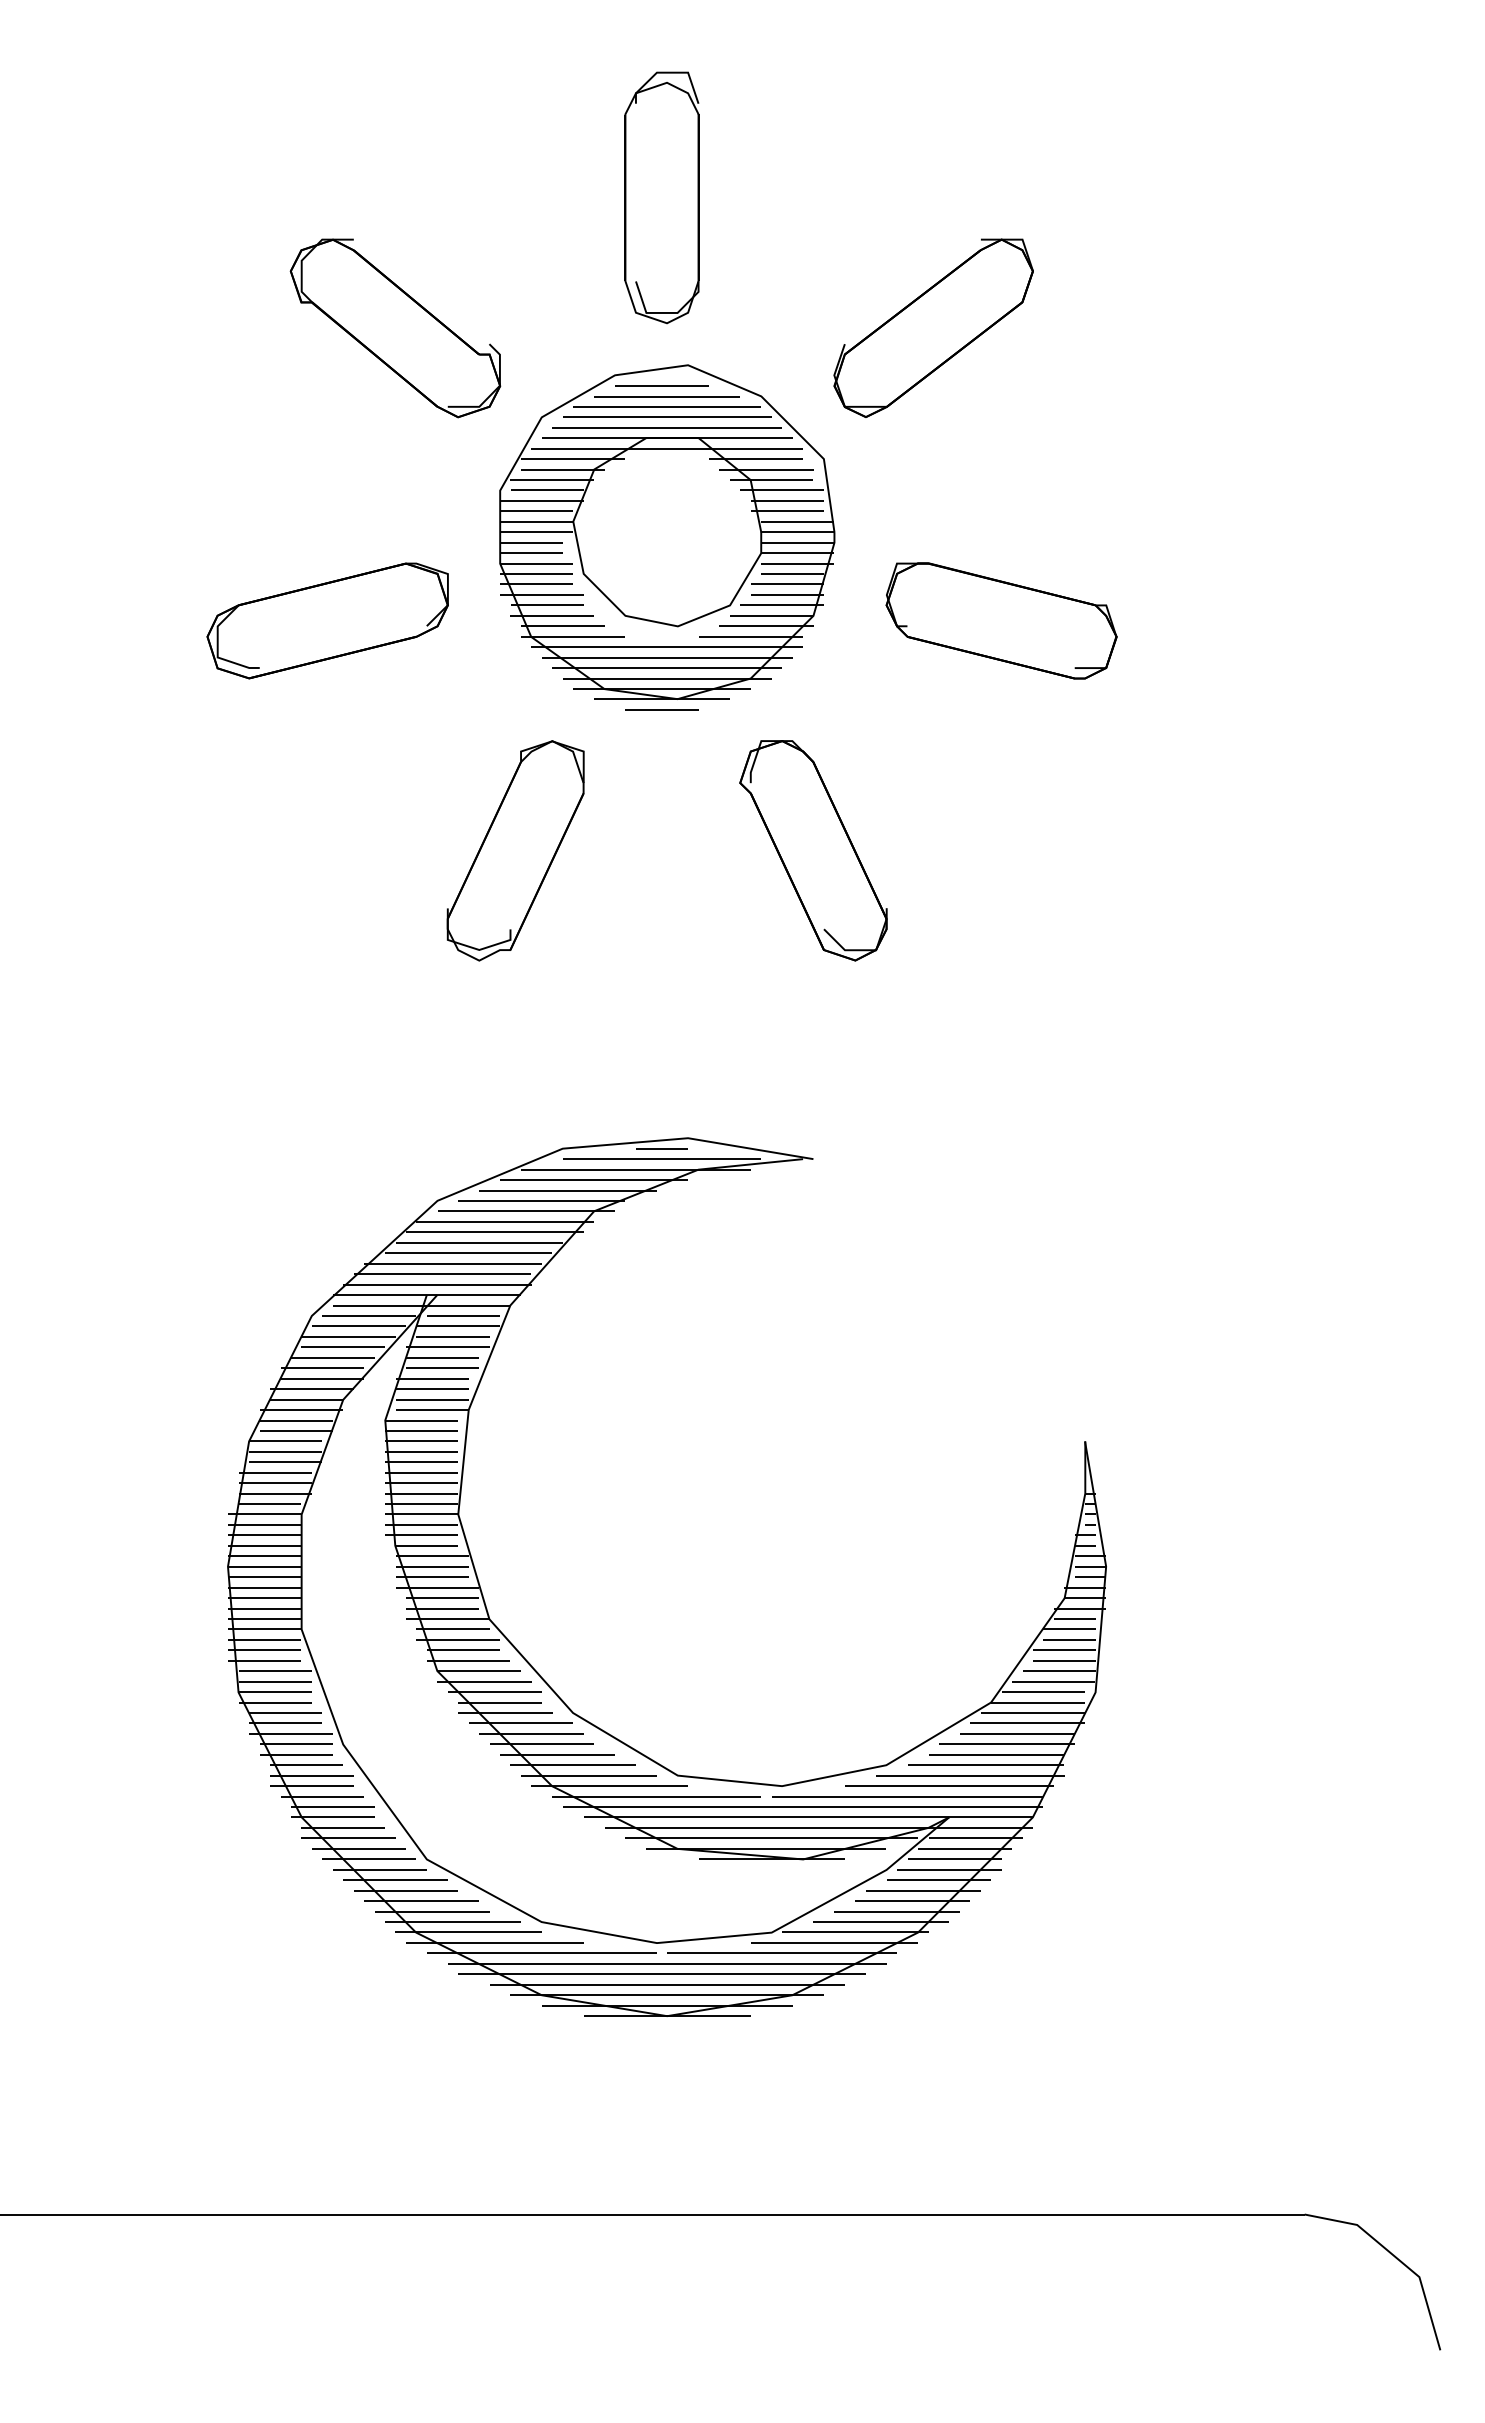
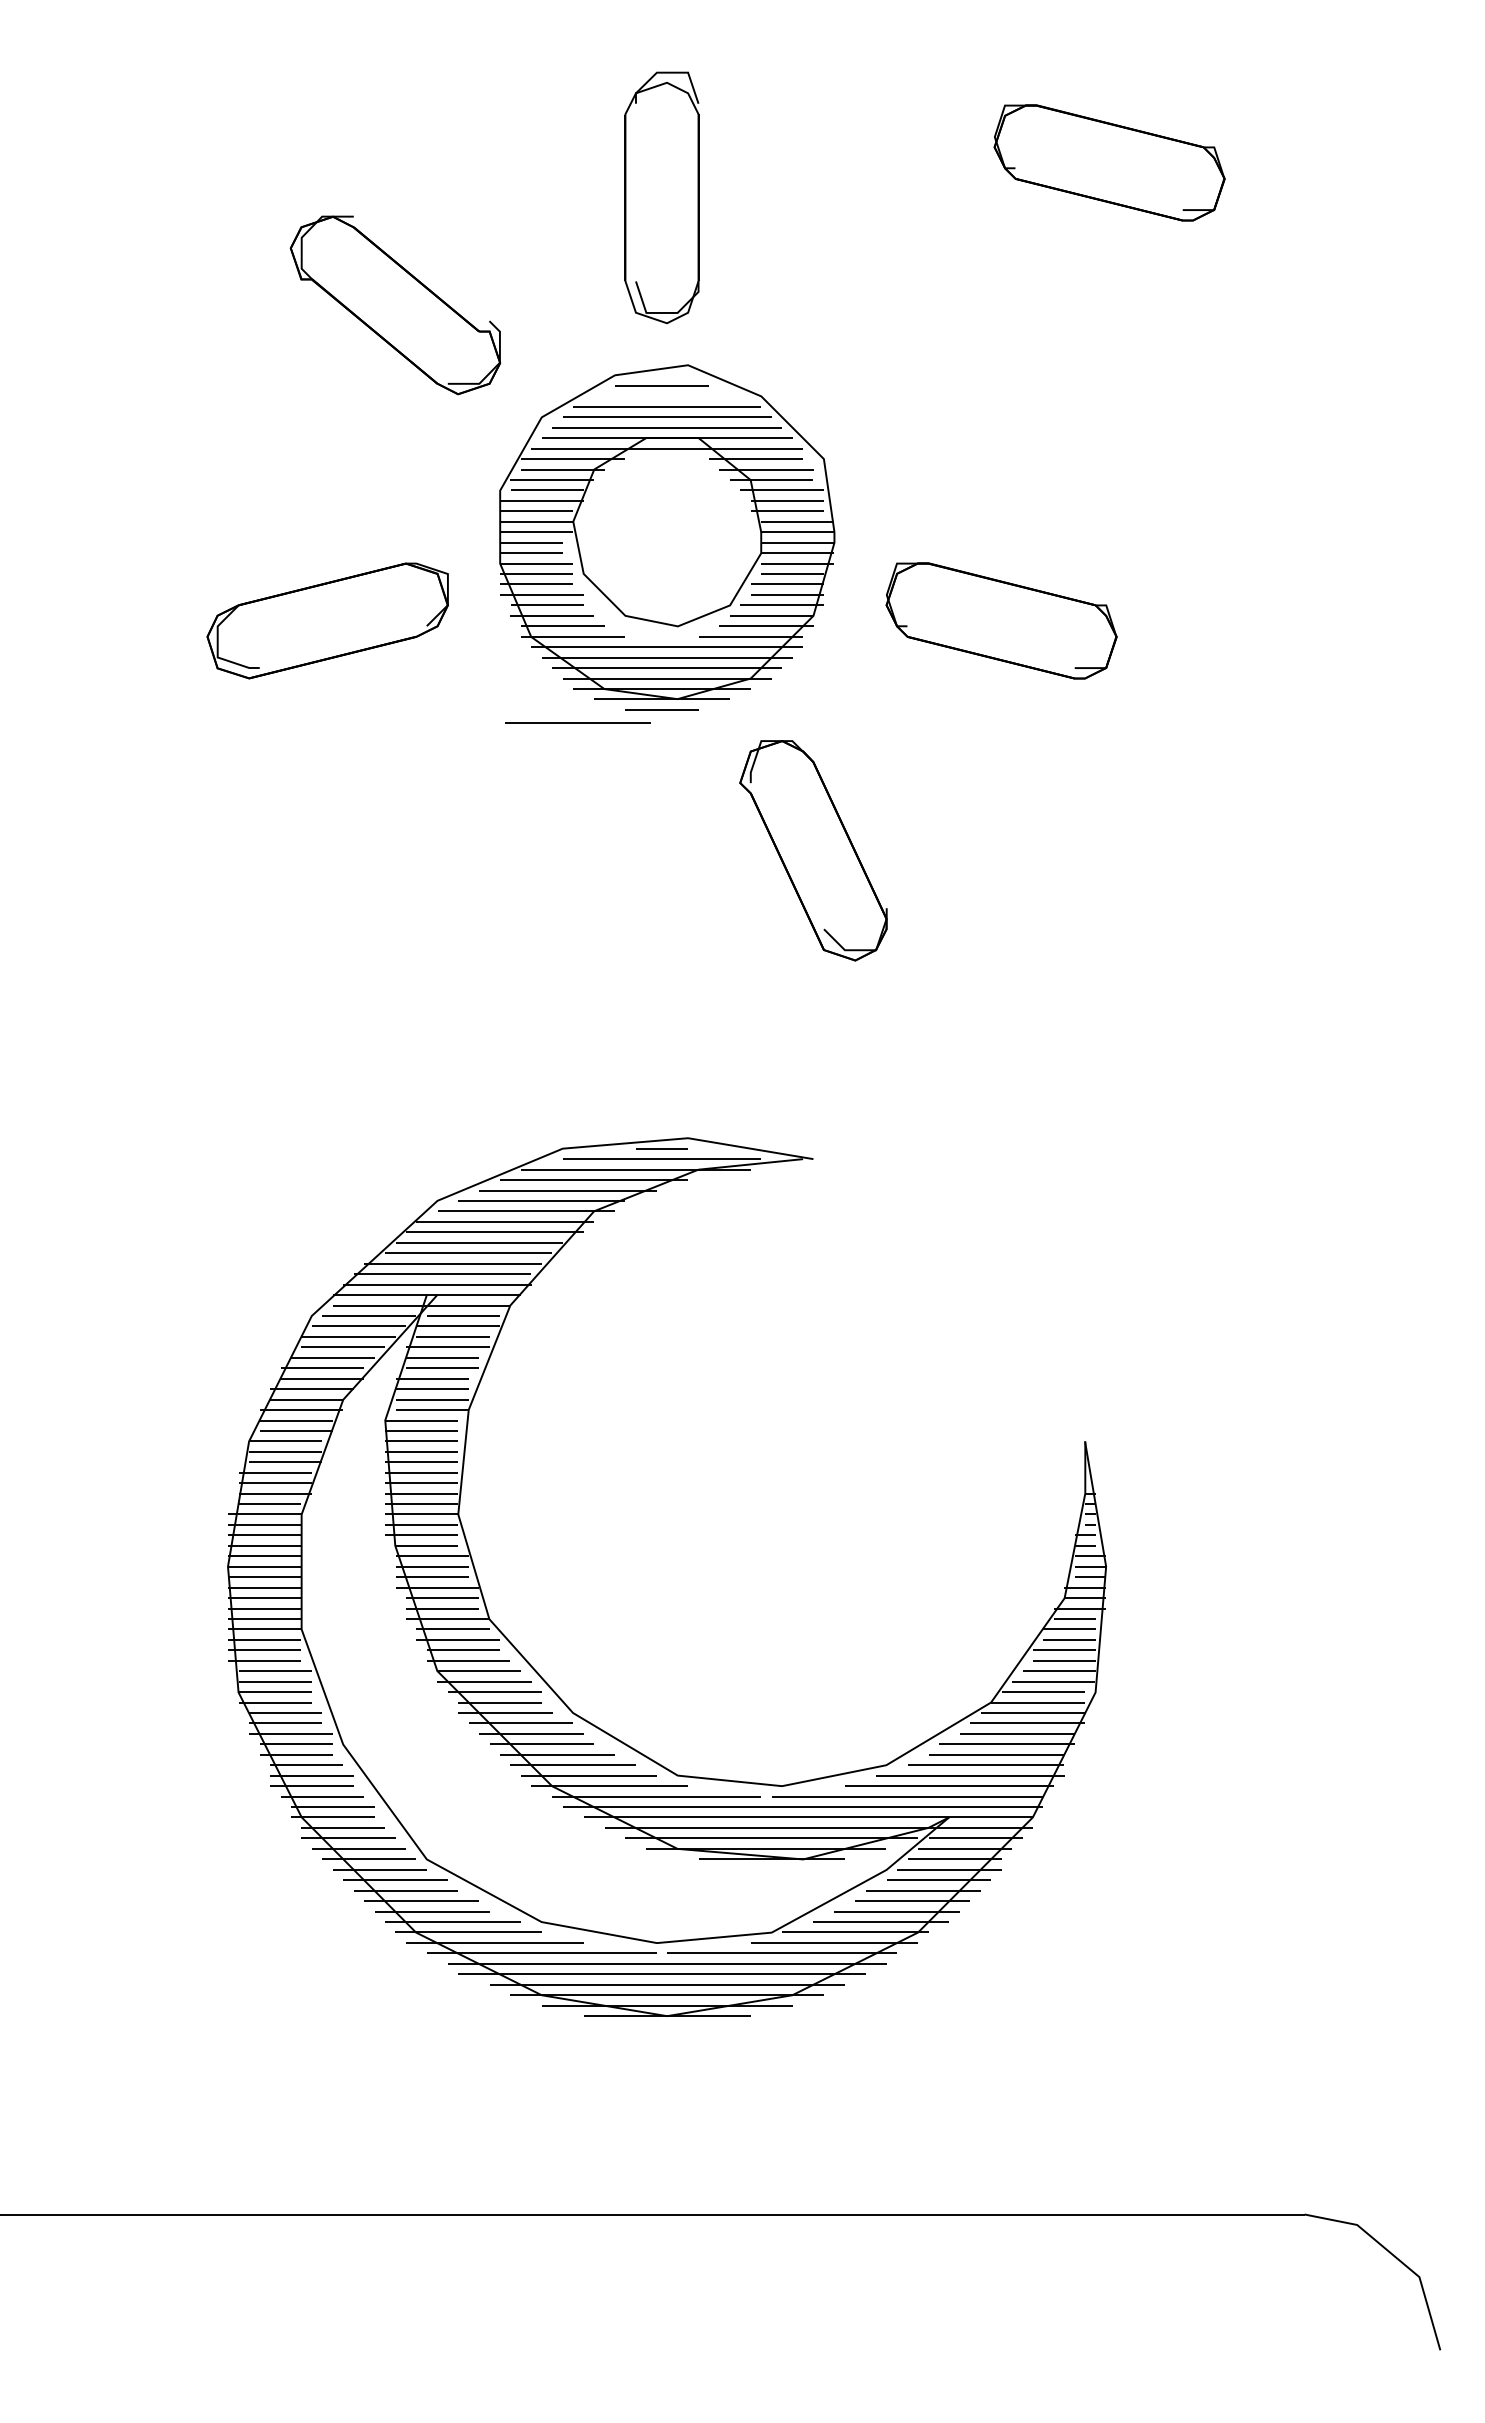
part: none -> present (1109, 162)
part: present -> none (933, 327)
part position: (395, 328) -> (395, 305) (395, 305)
line position: (666, 396) -> (577, 722) (577, 722)
part: present -> none (515, 850)
